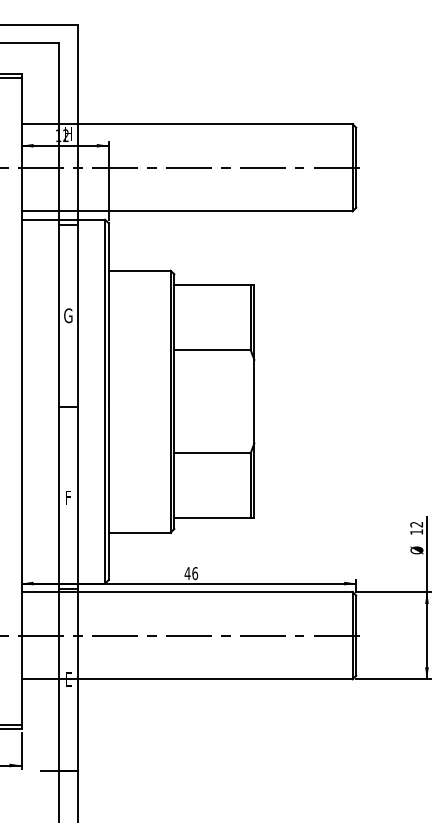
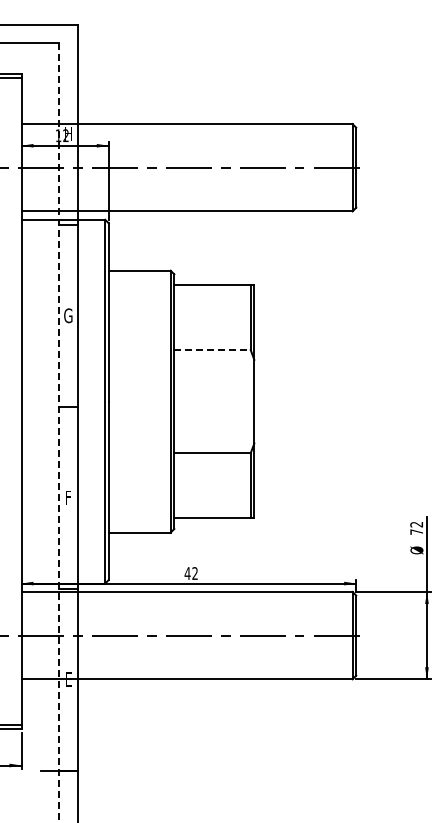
line: solid -> dashed (213, 350)
line: solid -> dashed (59, 432)
text: 12 -> 72 (416, 531)
text: 46 -> 42 (195, 573)
